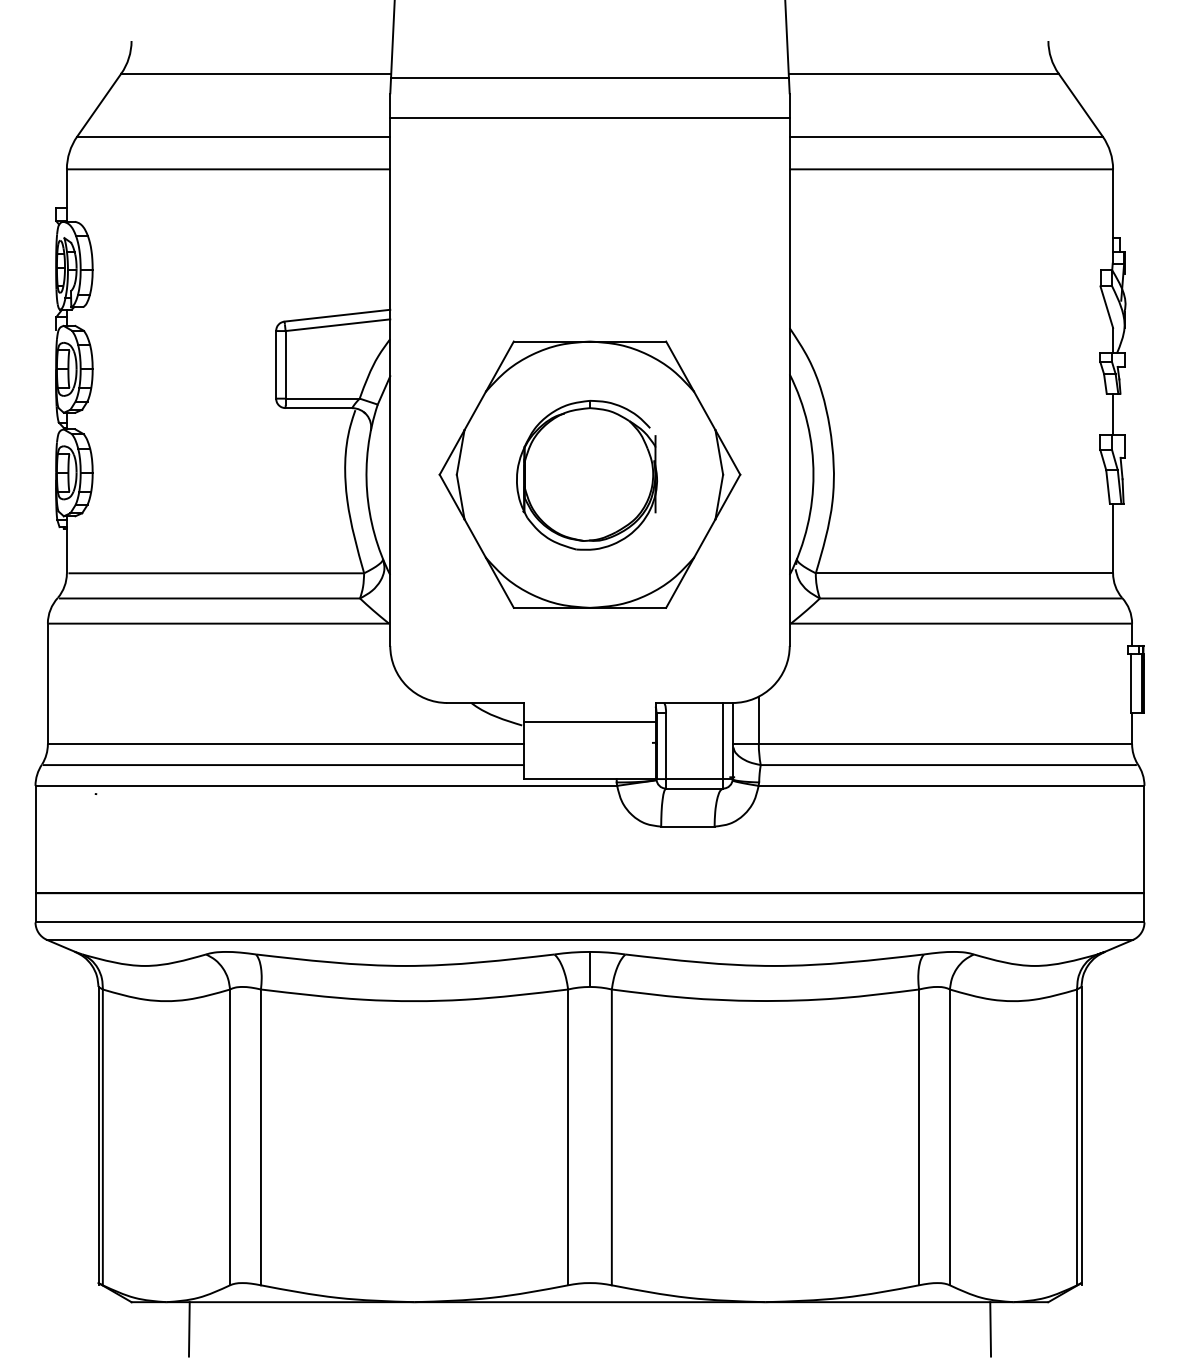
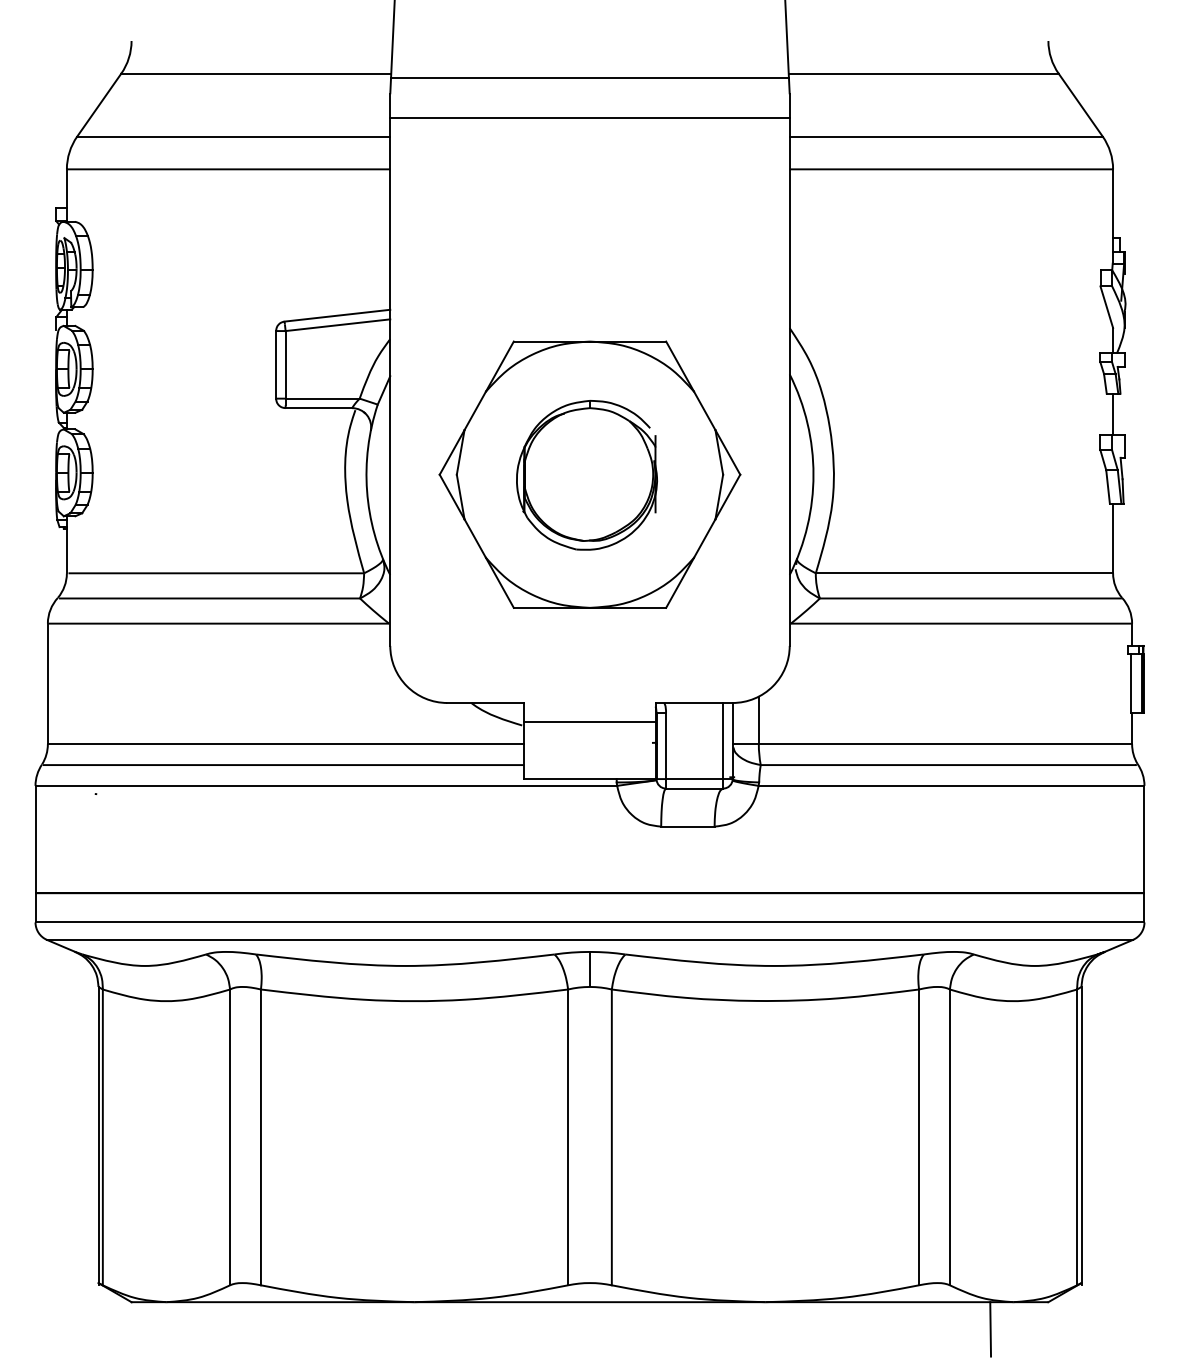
line: present -> none (188, 1329)
